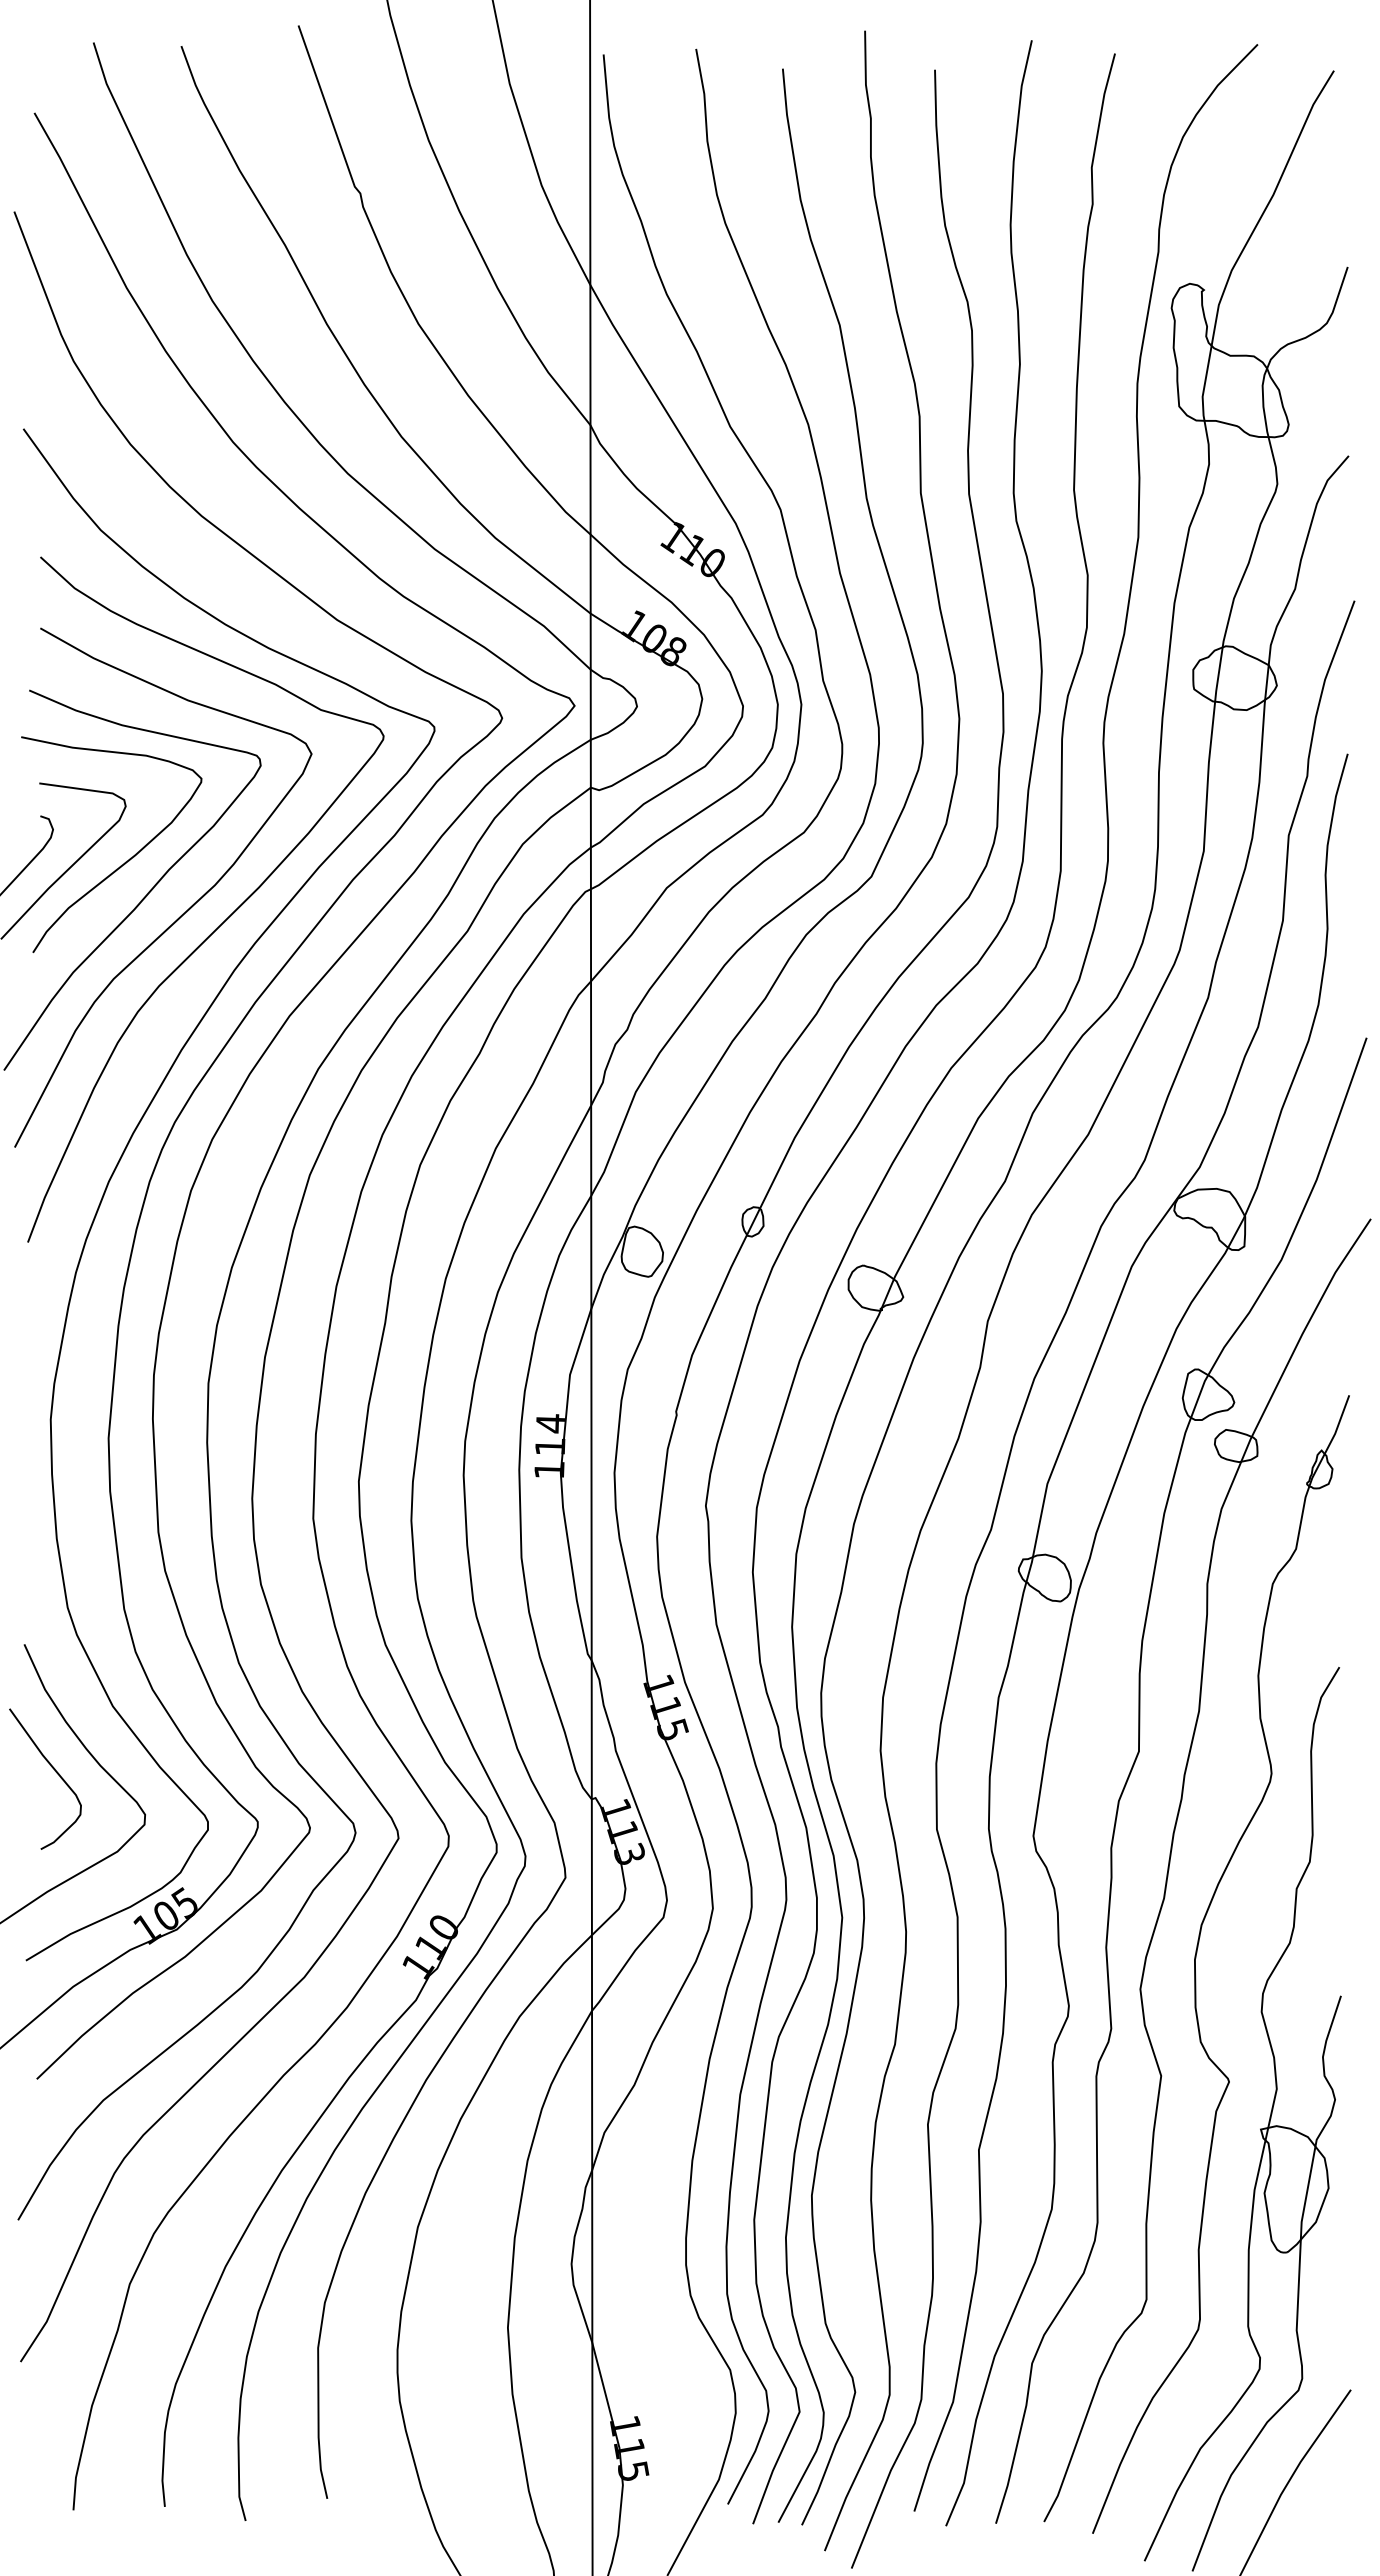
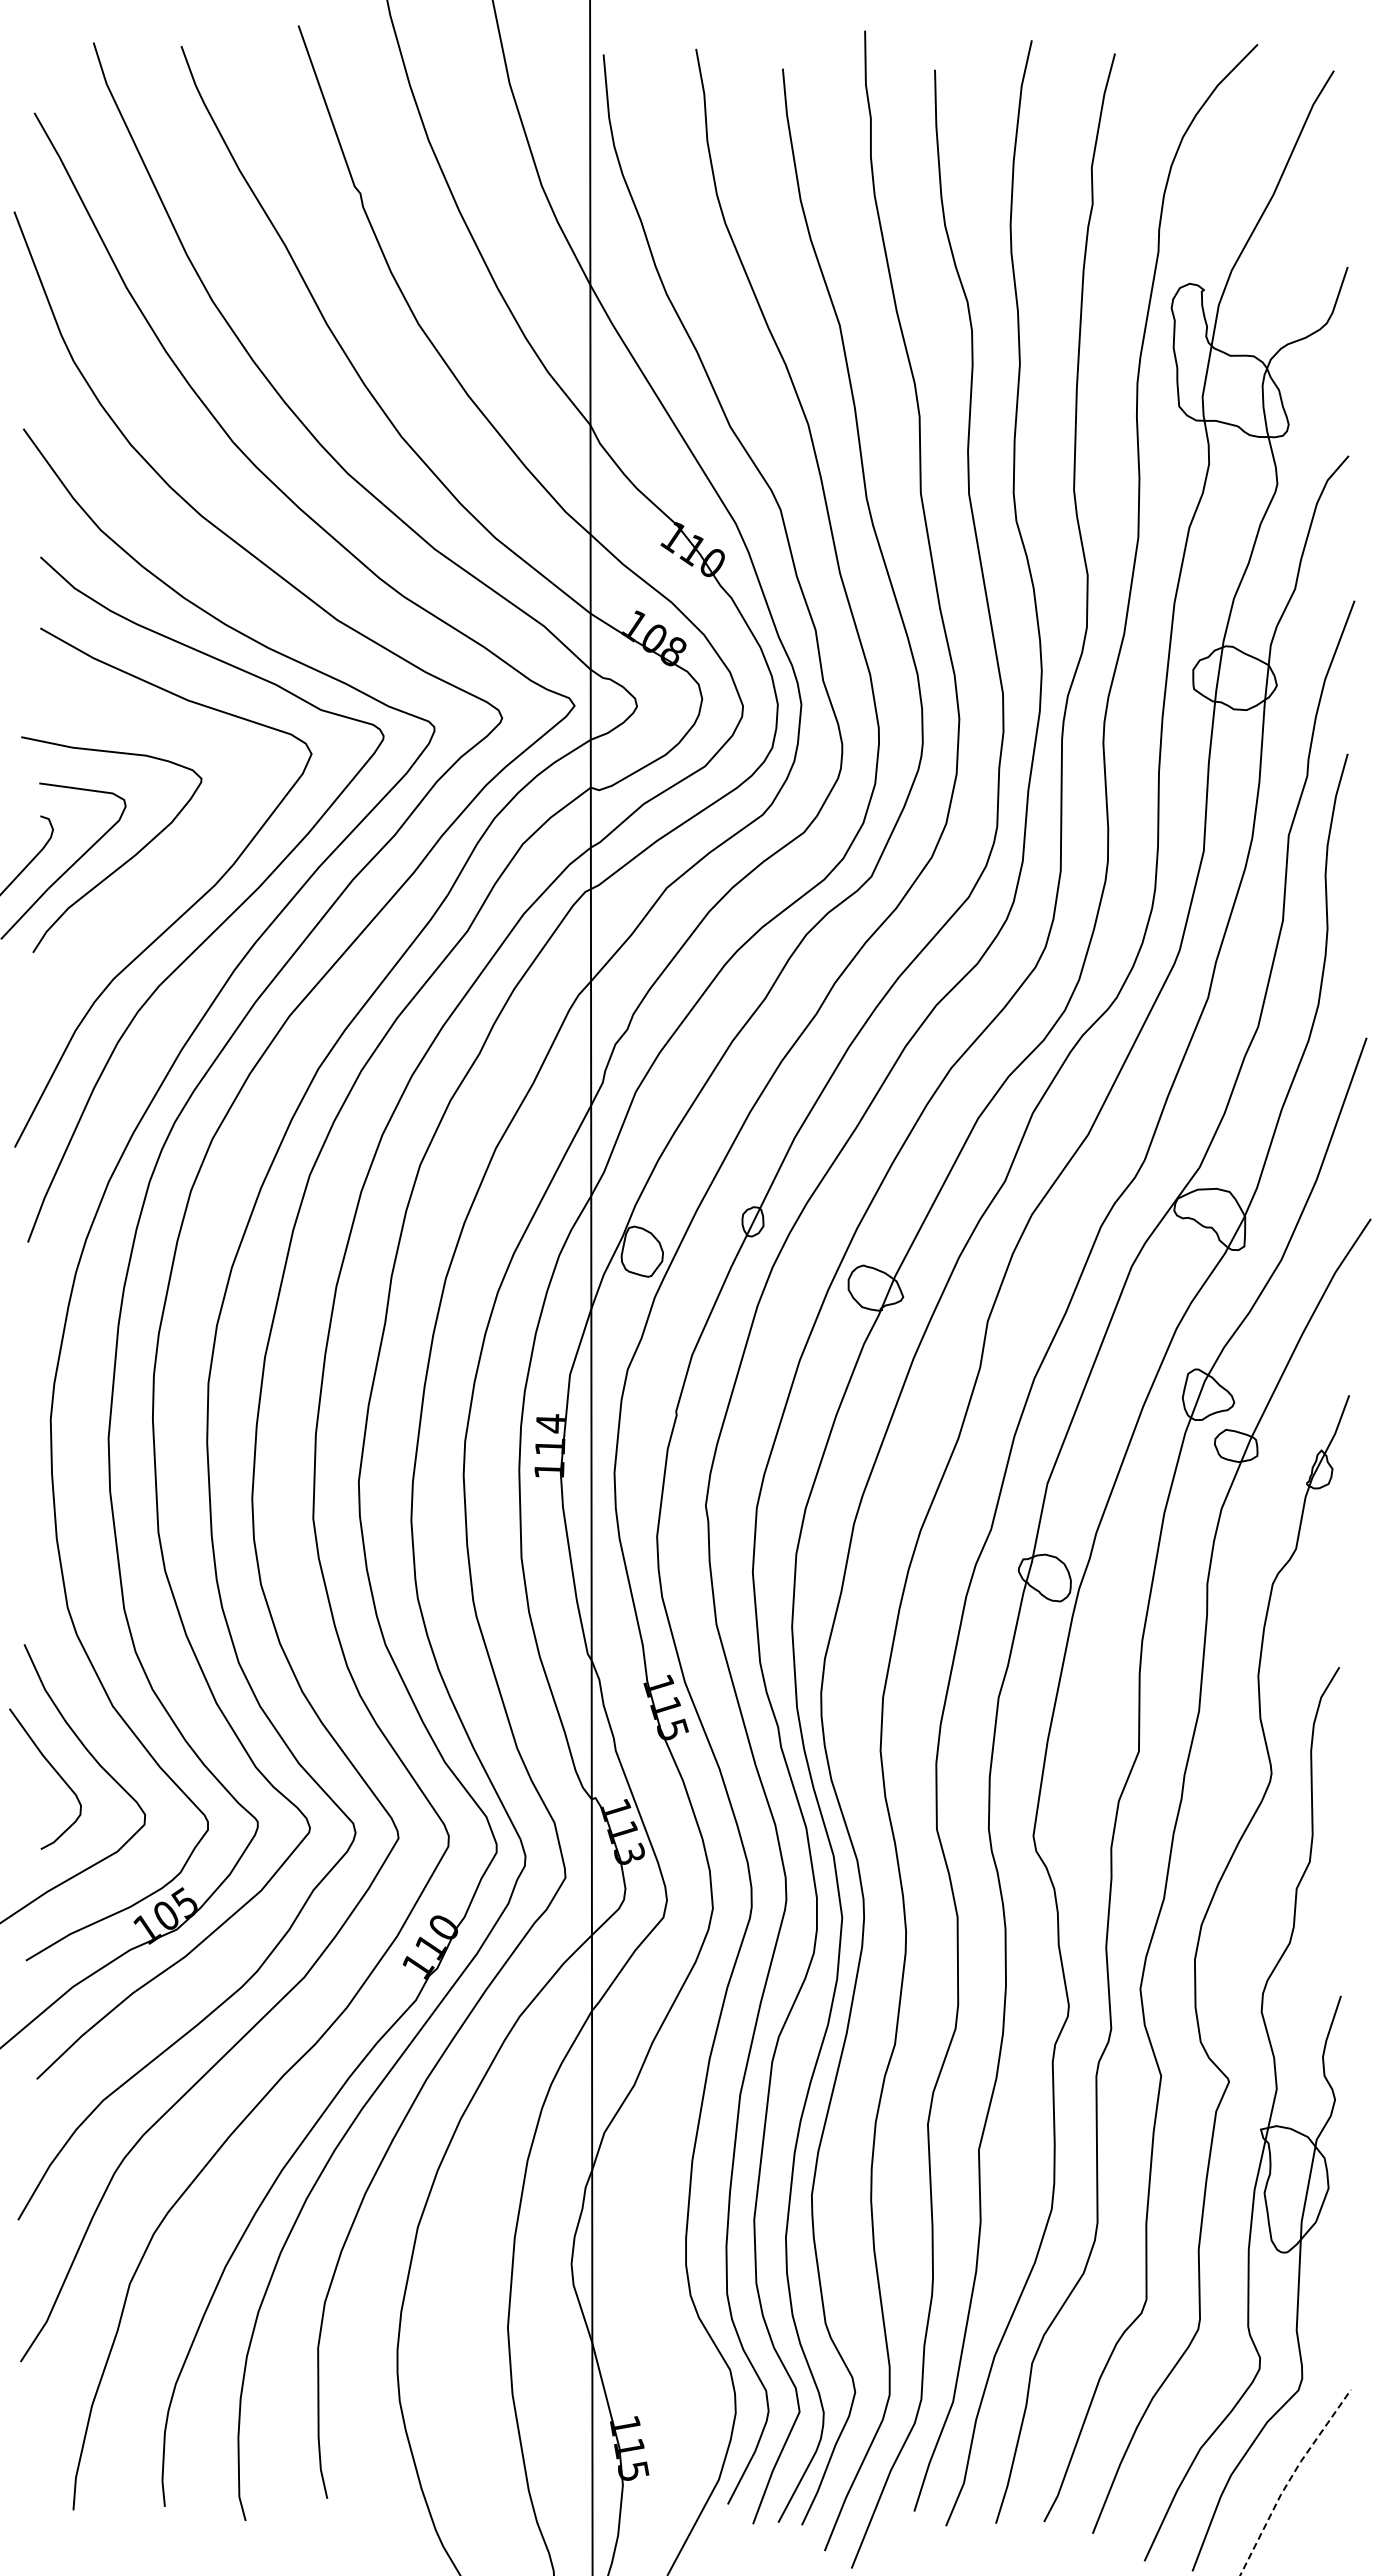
curve: present -> none (147, 892)
line: solid -> dashed (1290, 2479)
